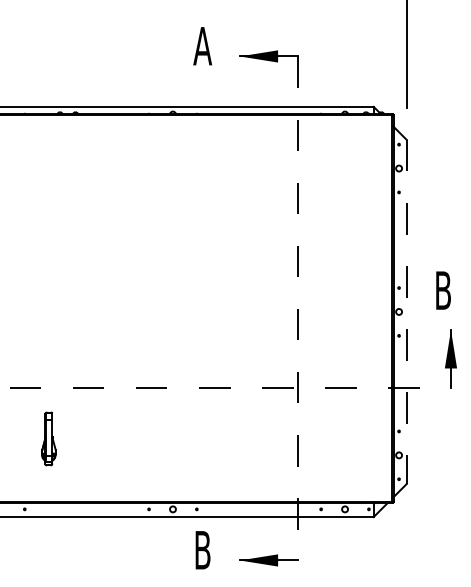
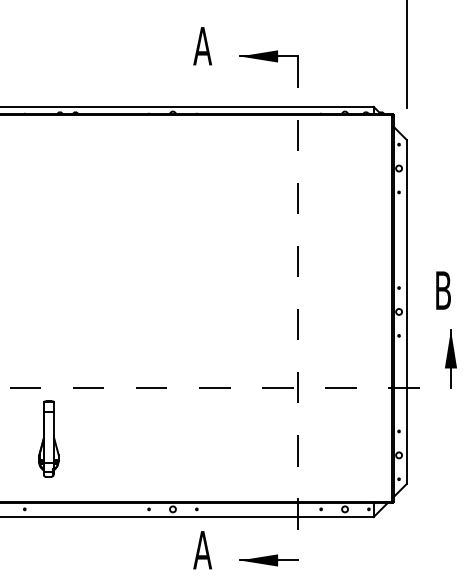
line: dashed -> solid (406, 312)
part size: 16x56 px -> 22x78 px (48, 438)
text: B -> A (202, 550)
